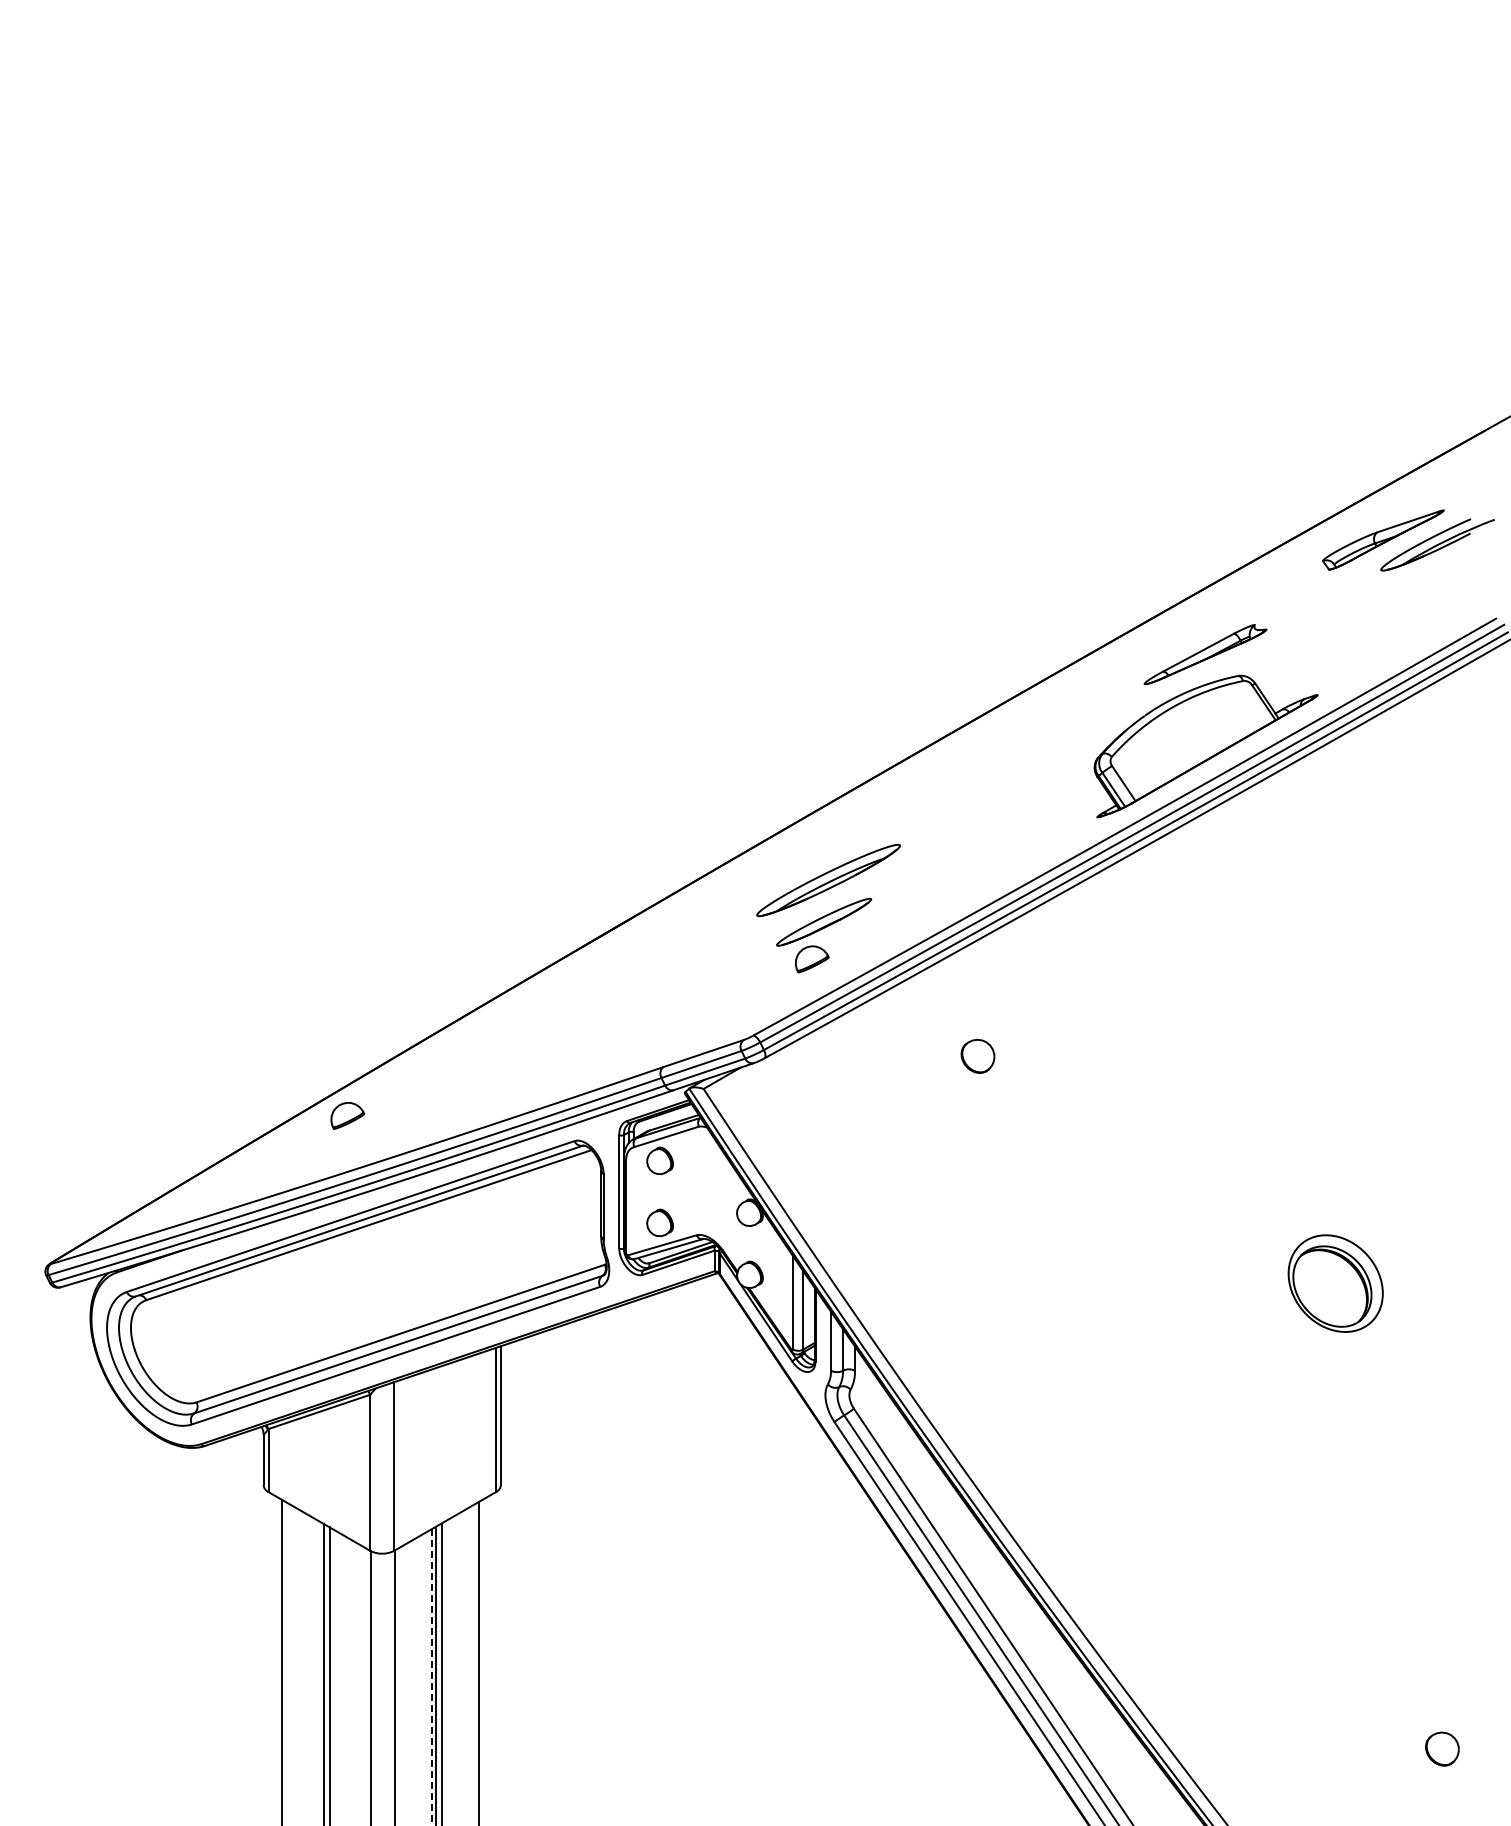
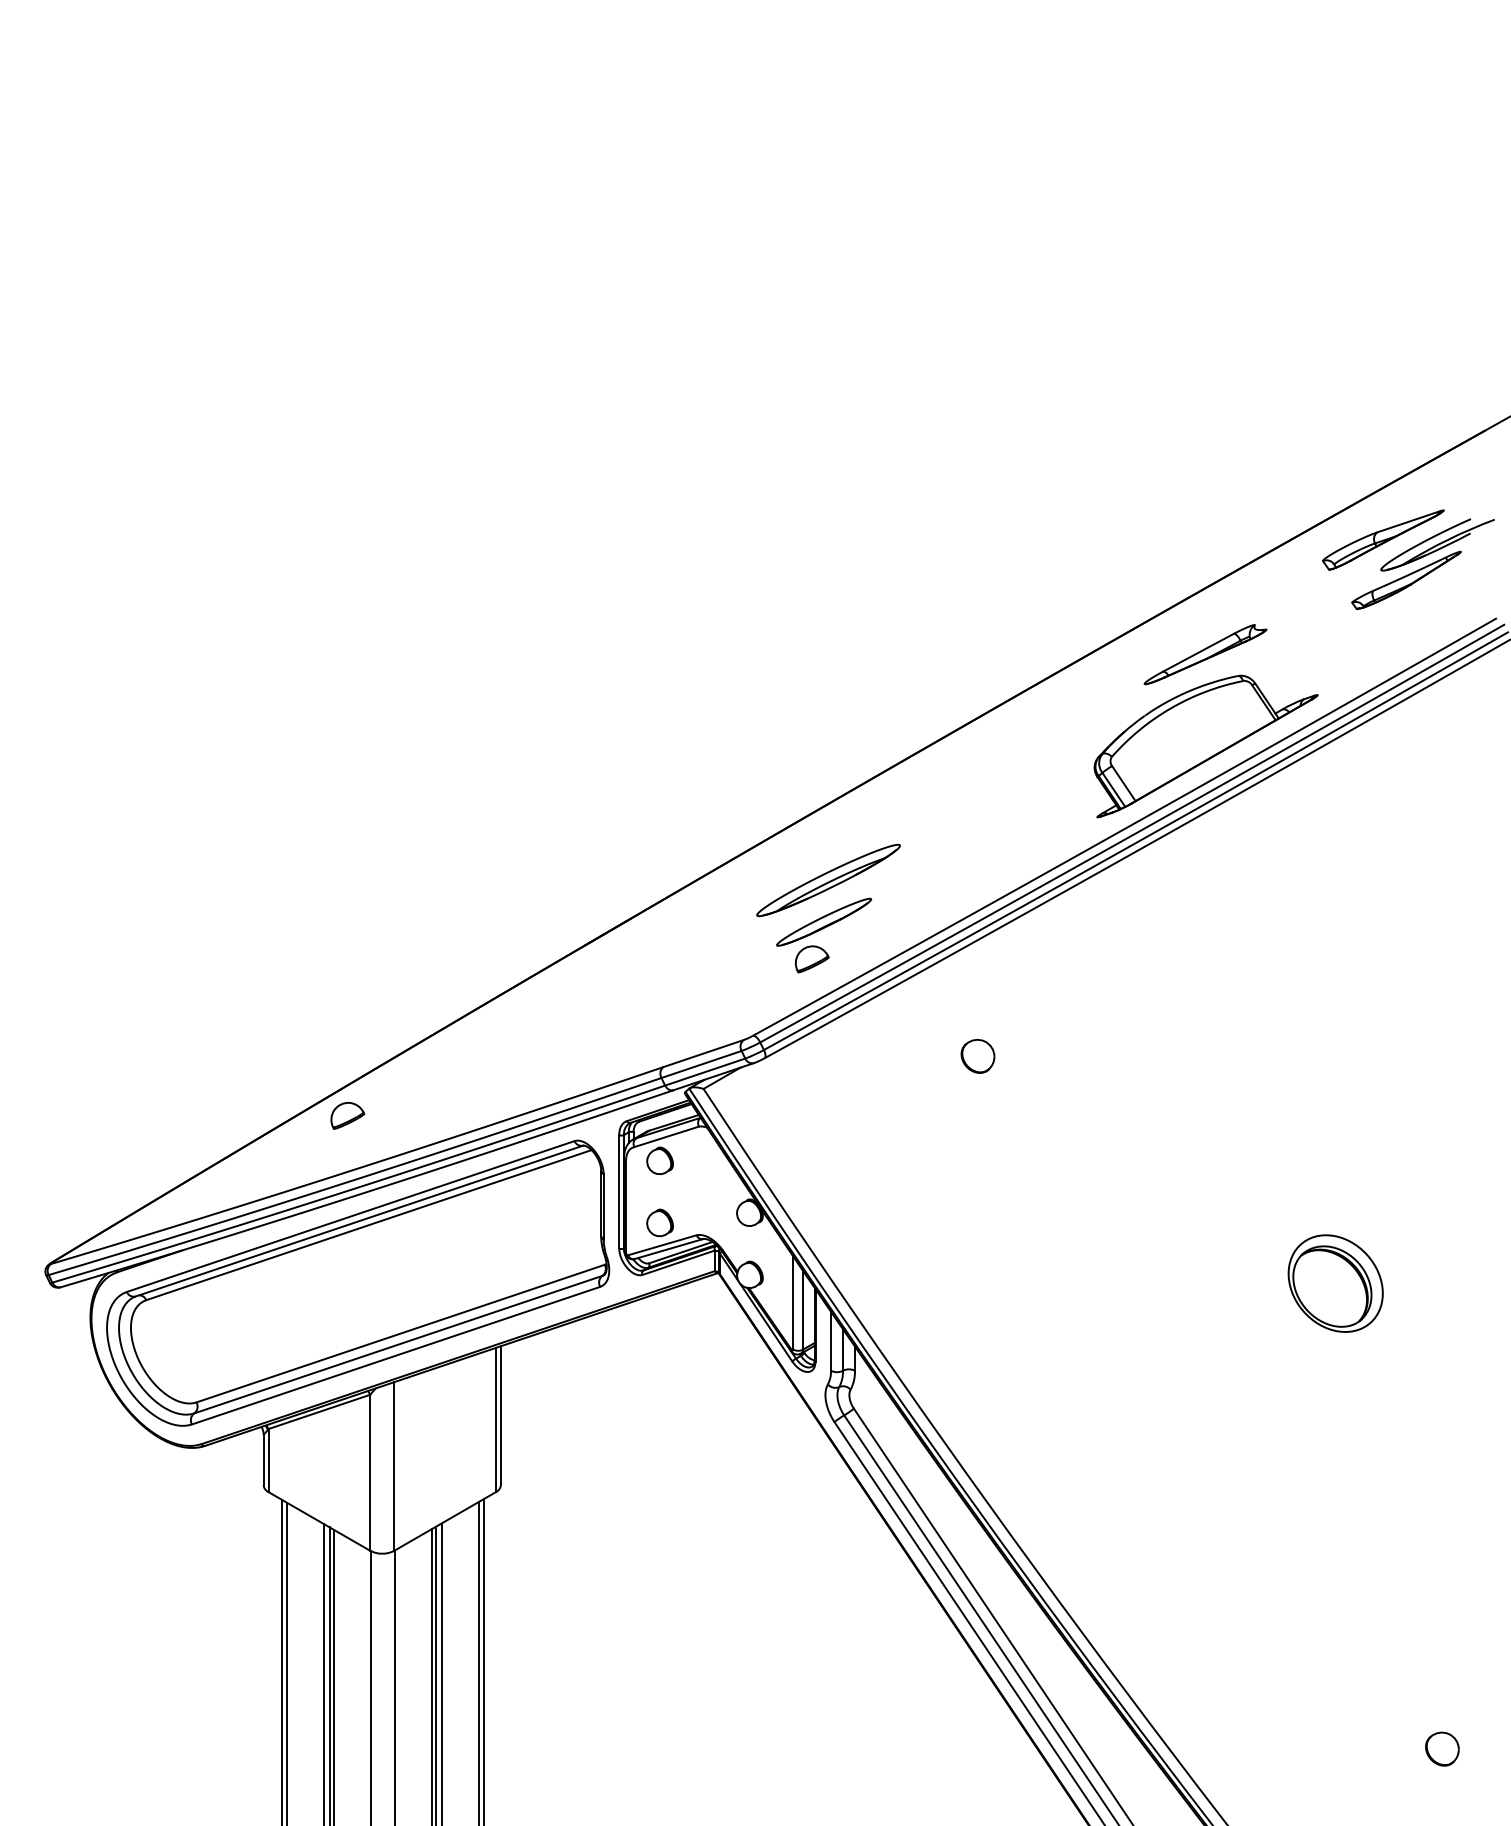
part: none -> present (1406, 579)
line: none -> present (483, 1660)
line: none -> present (287, 1662)
line: none -> present (333, 1675)
line: dashed -> solid (431, 1678)
